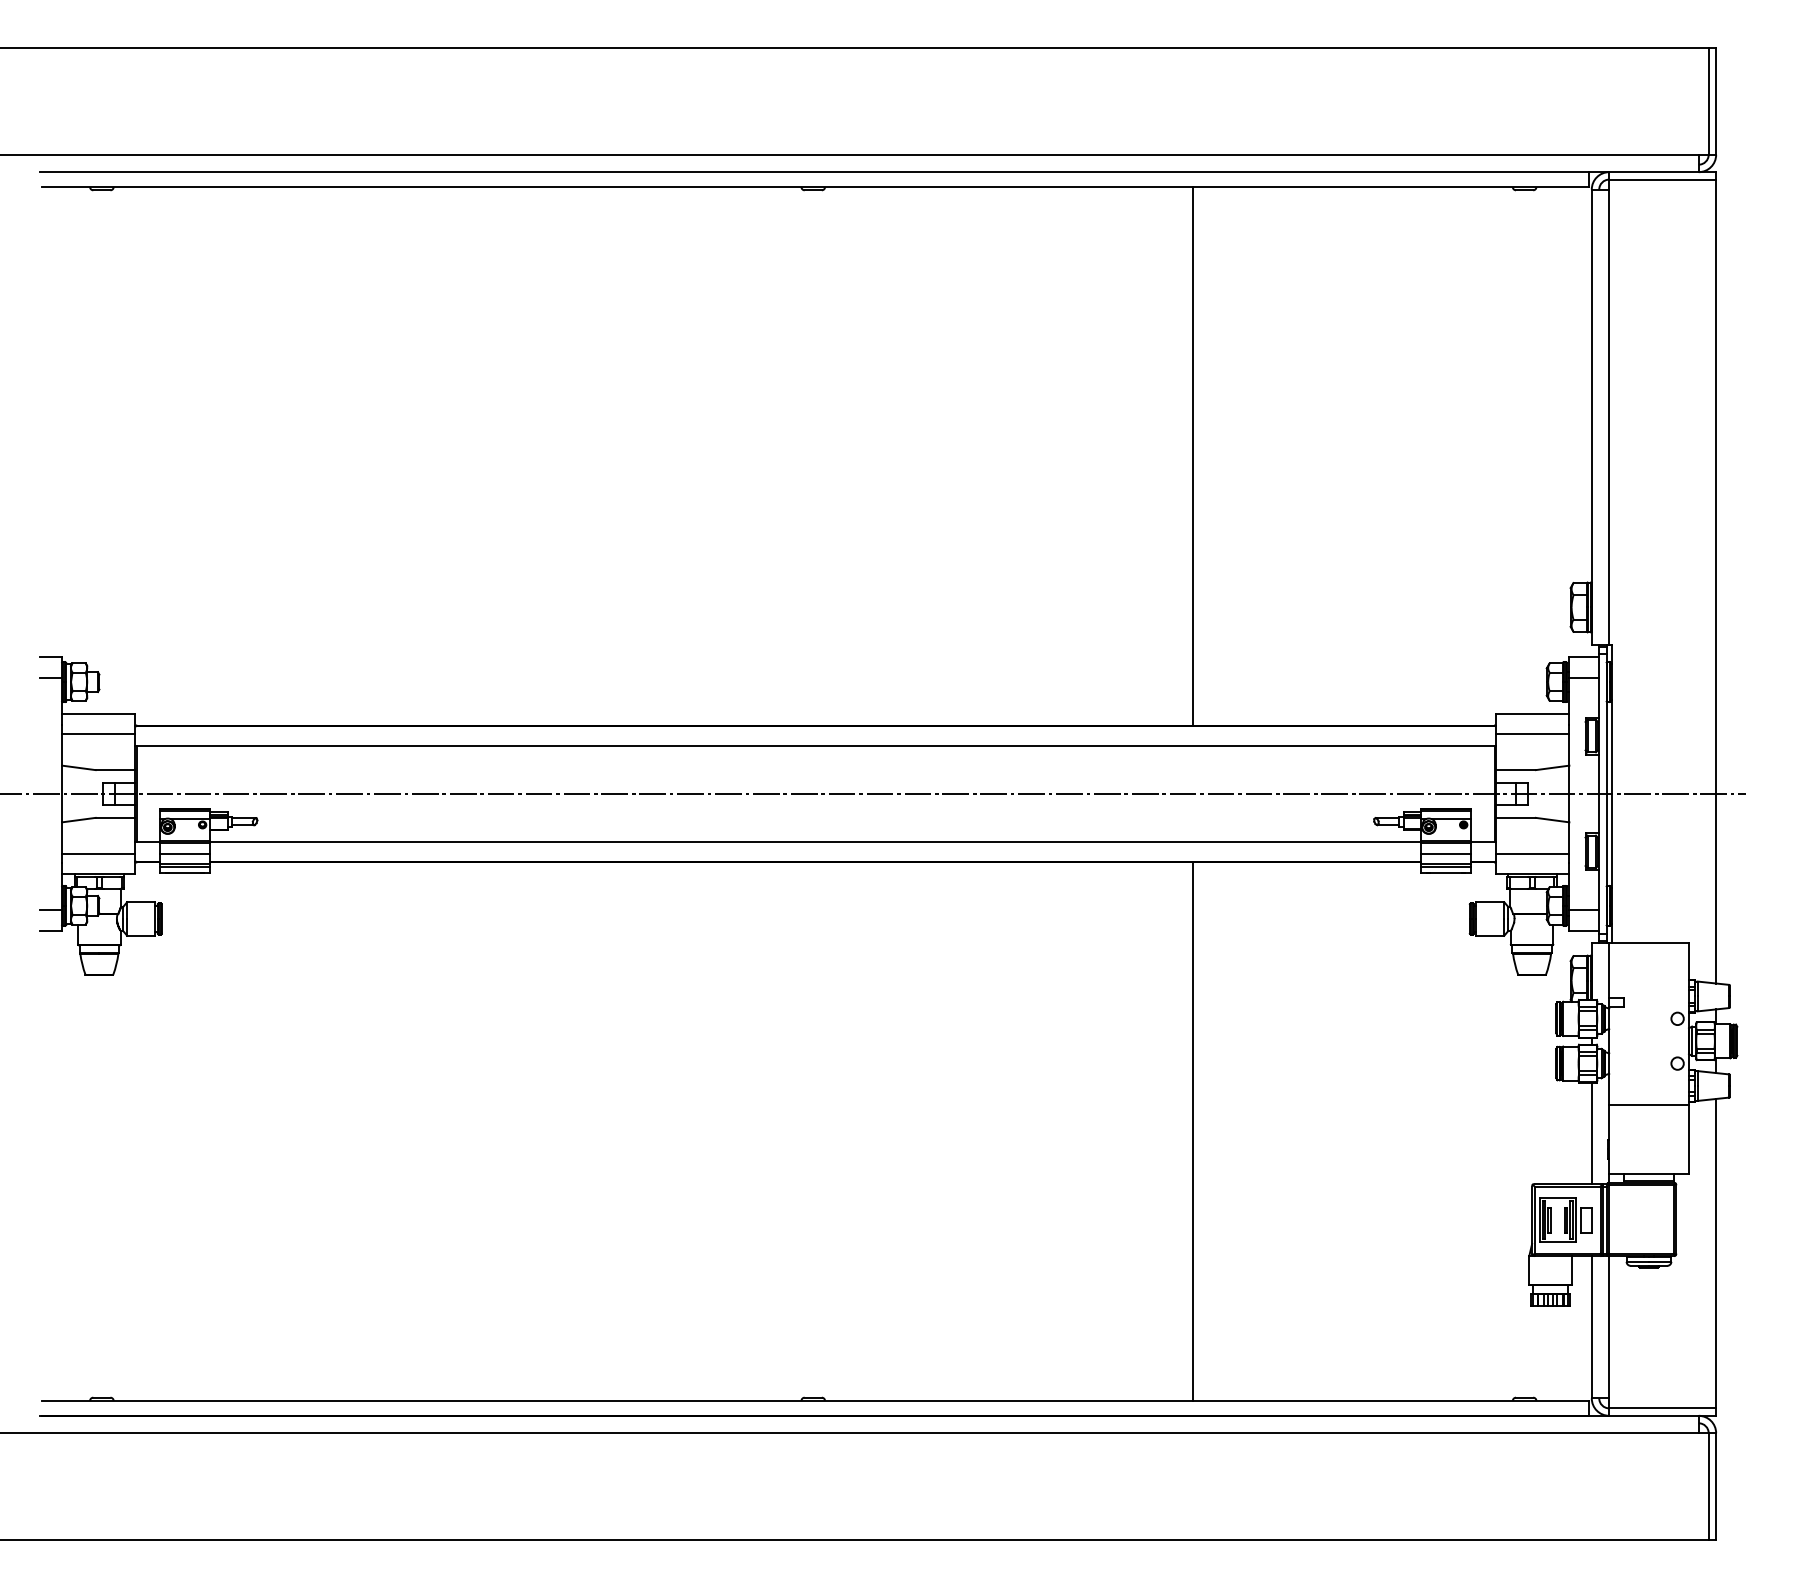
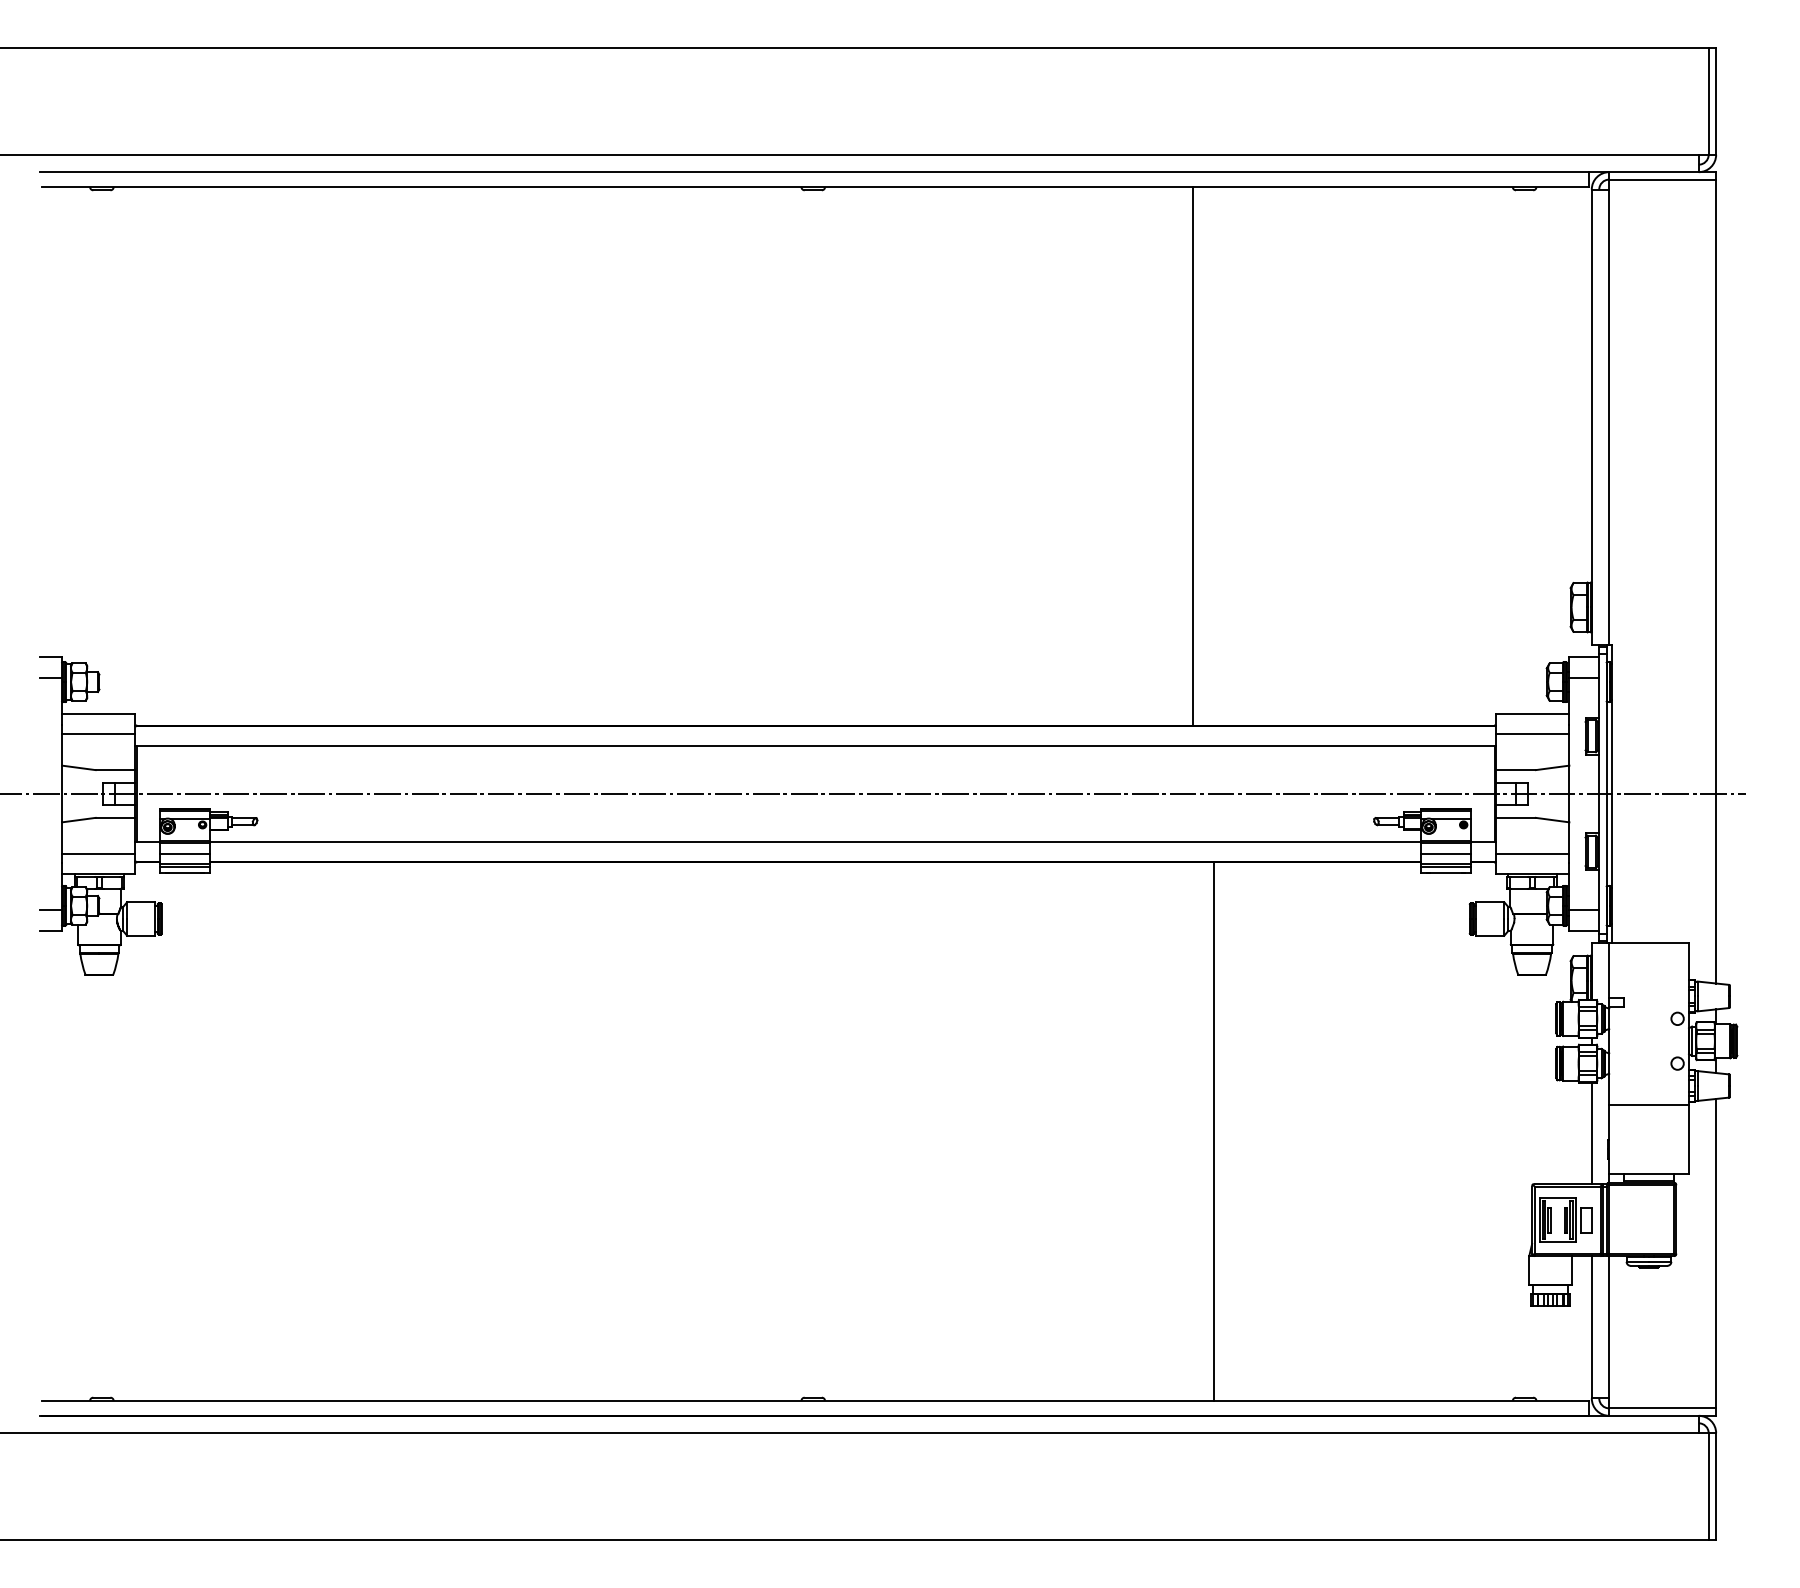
line position: (1192, 1131) -> (1213, 1131) (1213, 1131)
